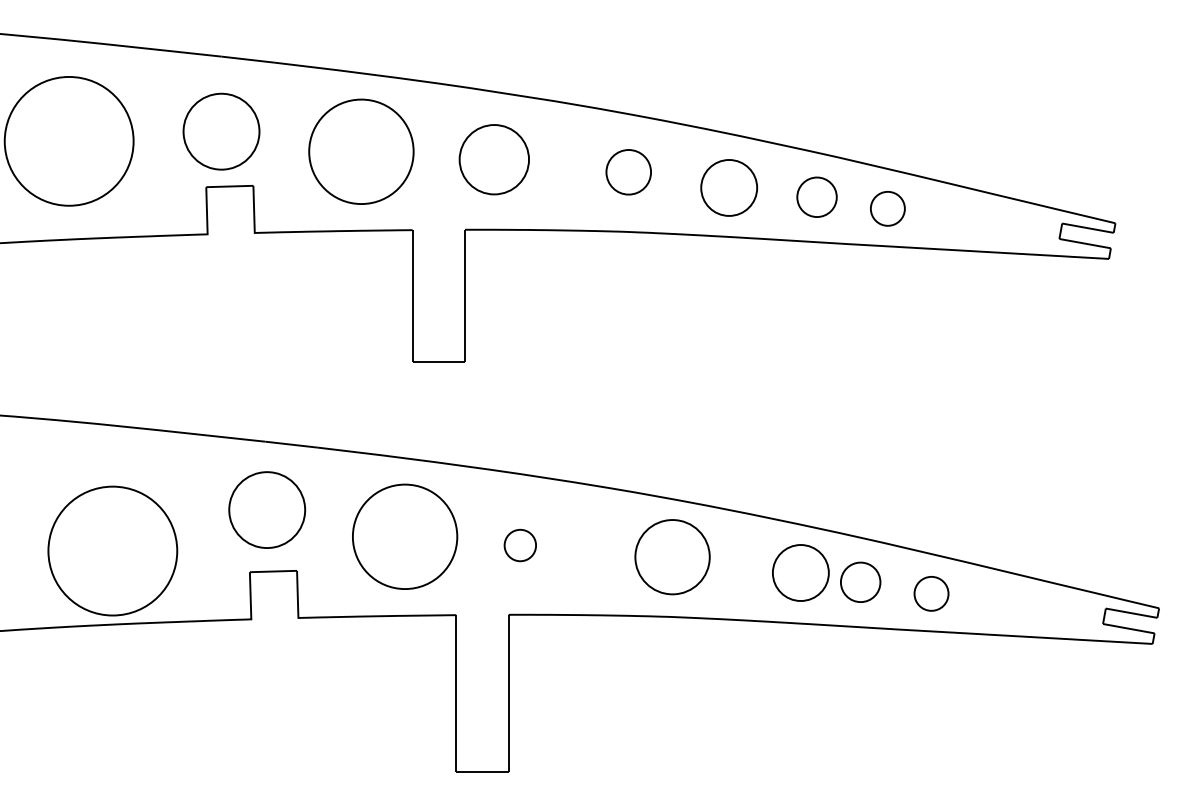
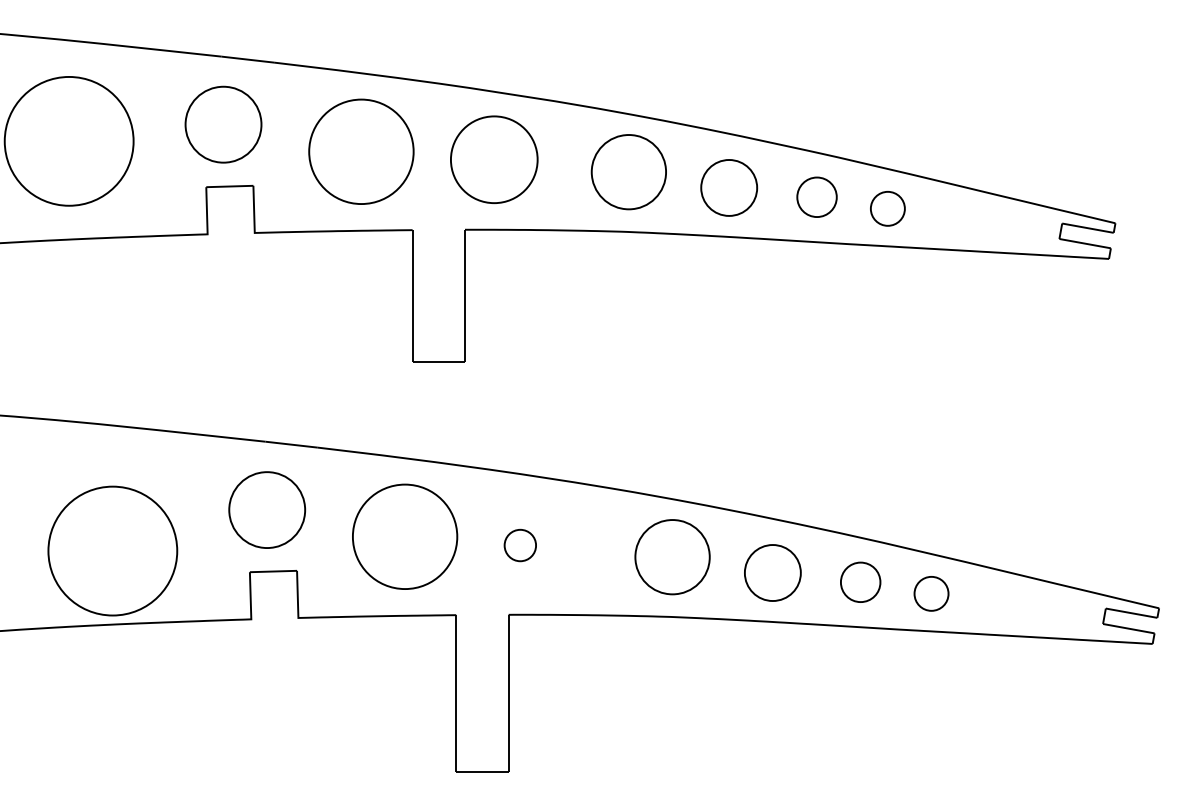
part position: (221, 131) -> (223, 124) (223, 124)
part size: 72x72 px -> 89x89 px (494, 159)
part size: 47x47 px -> 77x77 px (628, 172)
part position: (800, 572) -> (772, 572) (772, 572)
